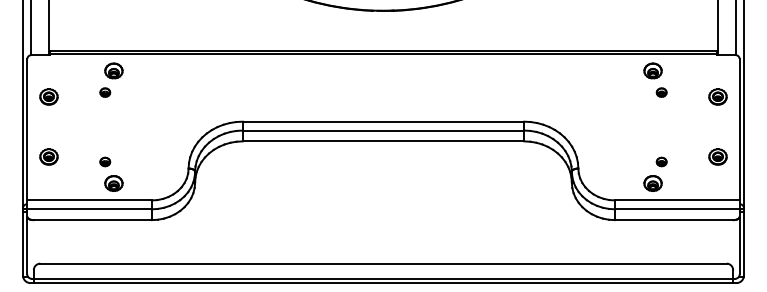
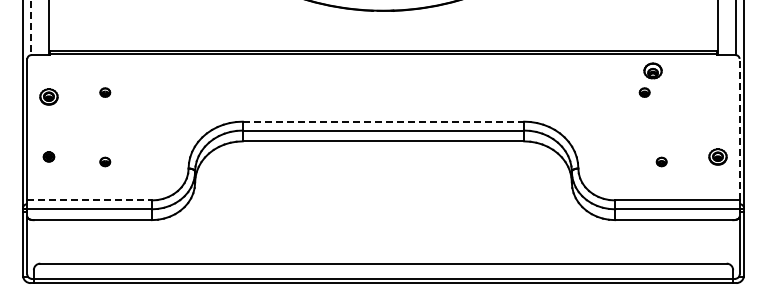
line: solid -> dashed (30, 28)
part: present -> none (113, 70)
part position: (661, 92) -> (644, 92) (644, 92)
part: present -> none (717, 96)
line: solid -> dashed (383, 121)
line: solid -> dashed (739, 129)
part size: 20x18 px -> 14x12 px (48, 156)
part: present -> none (113, 183)
part: present -> none (652, 183)
line: solid -> dashed (90, 200)
